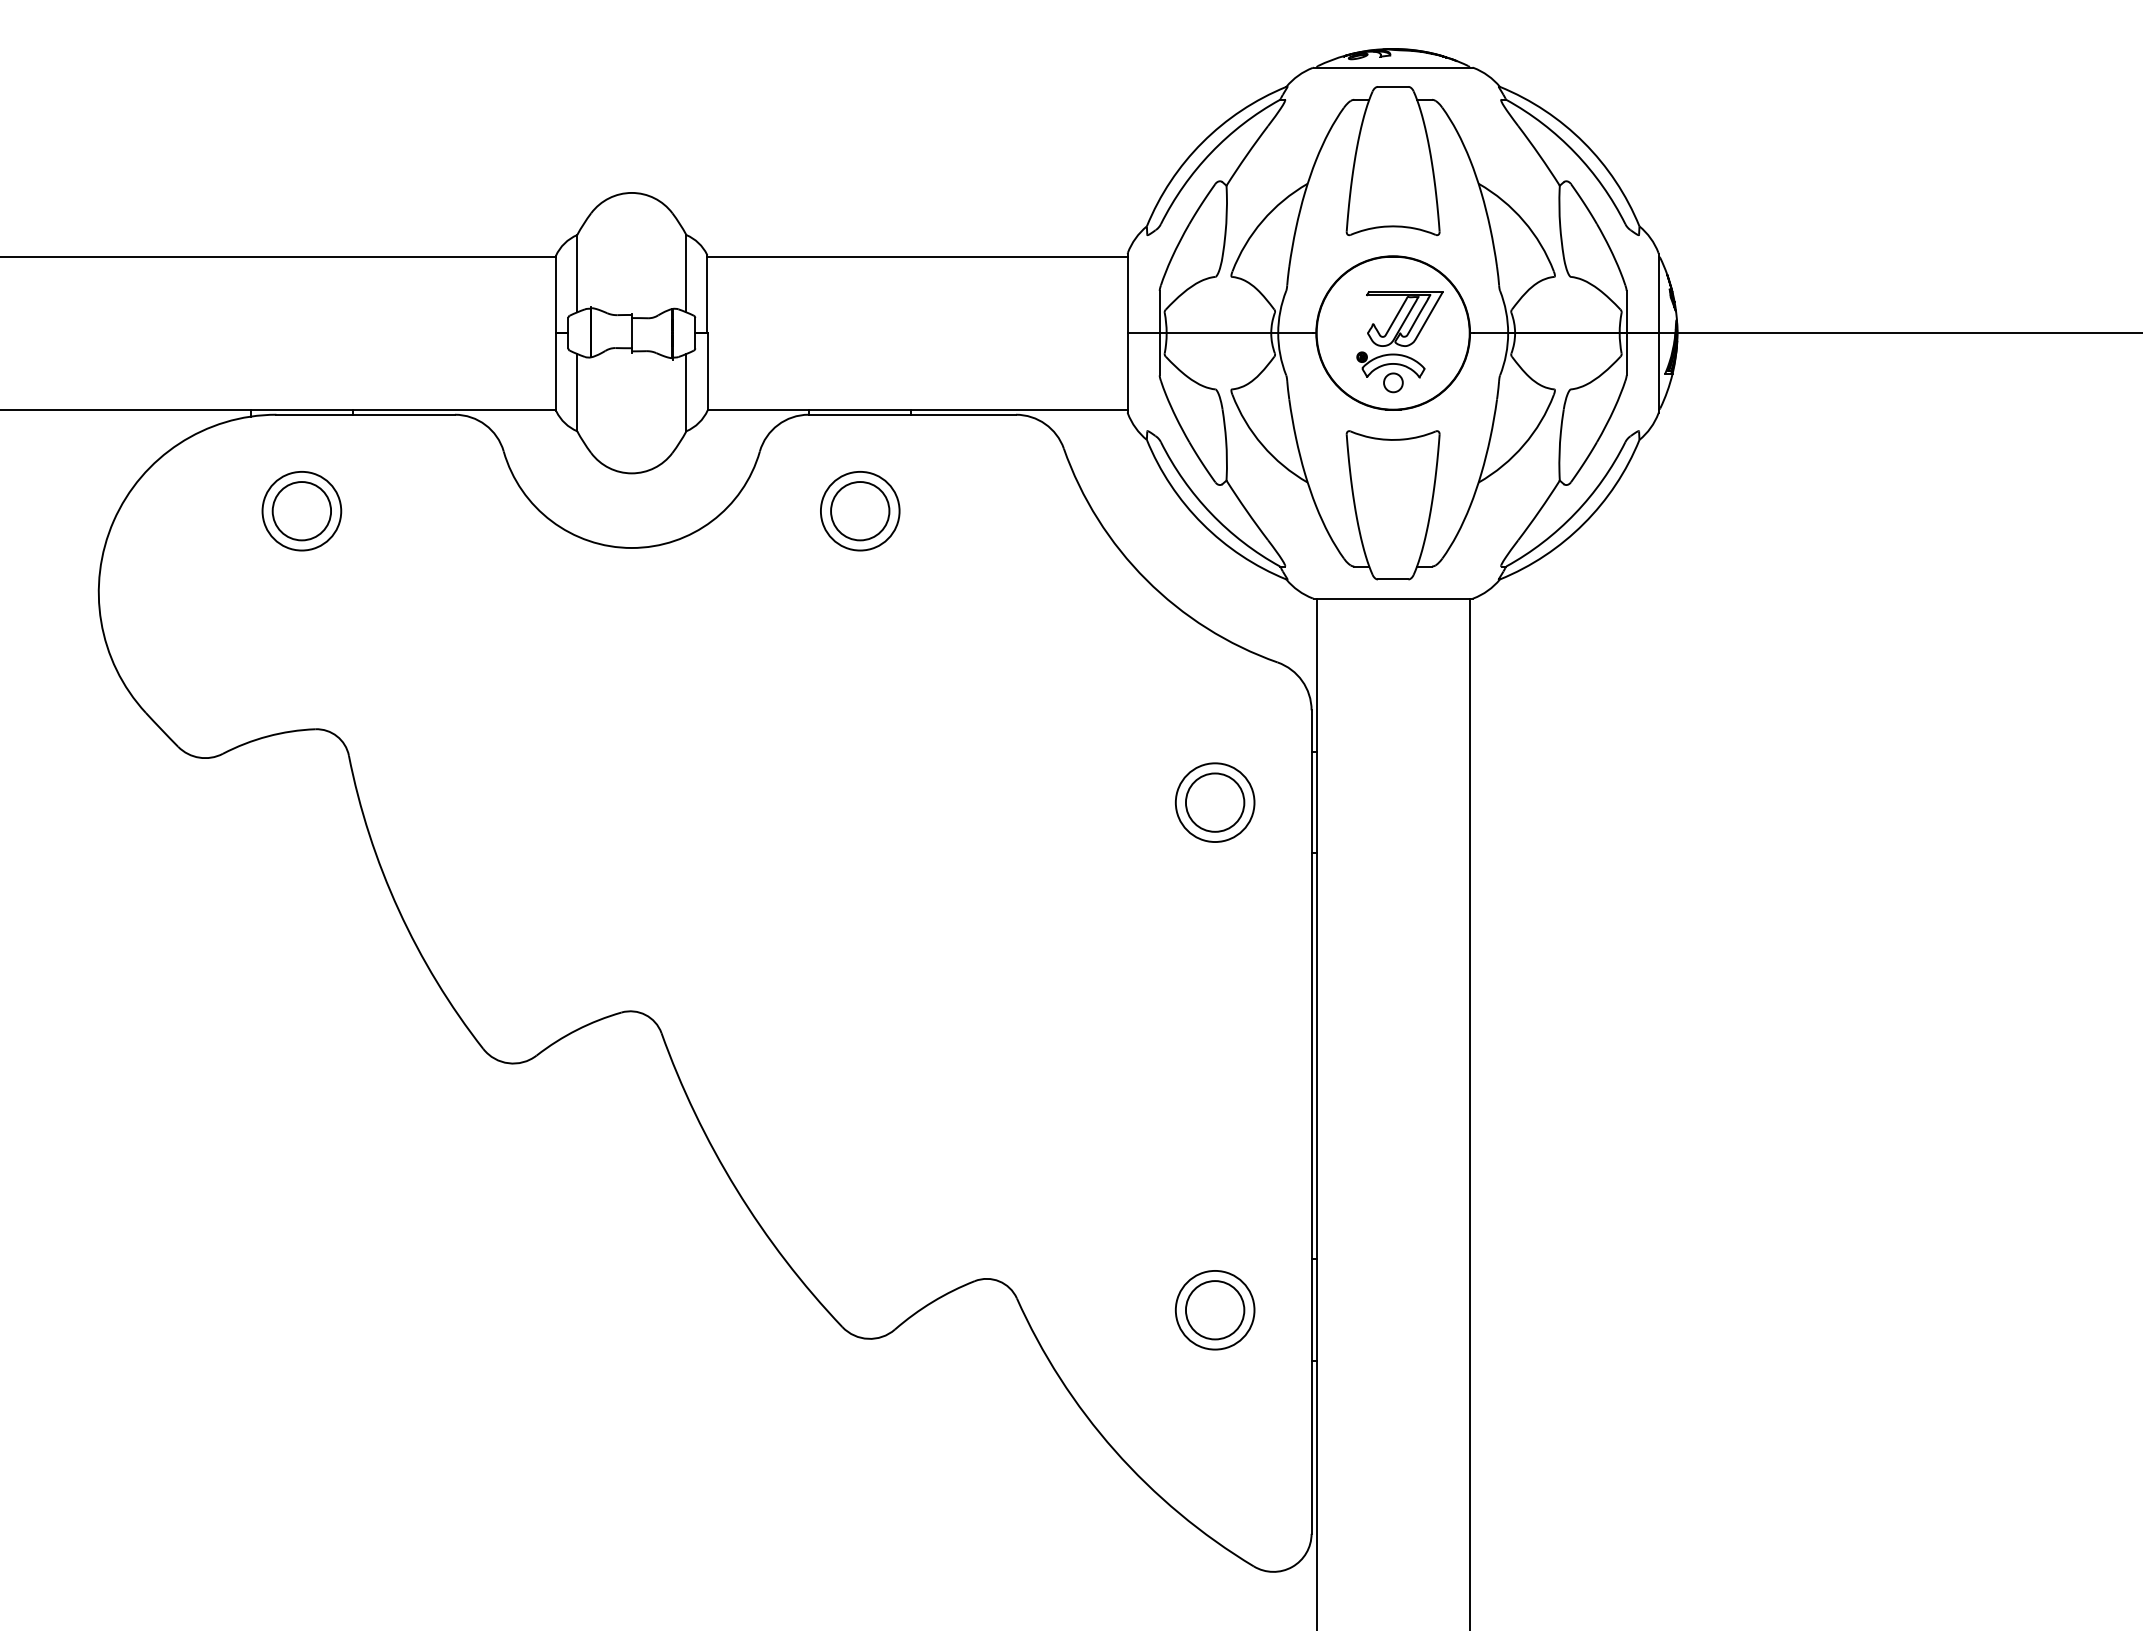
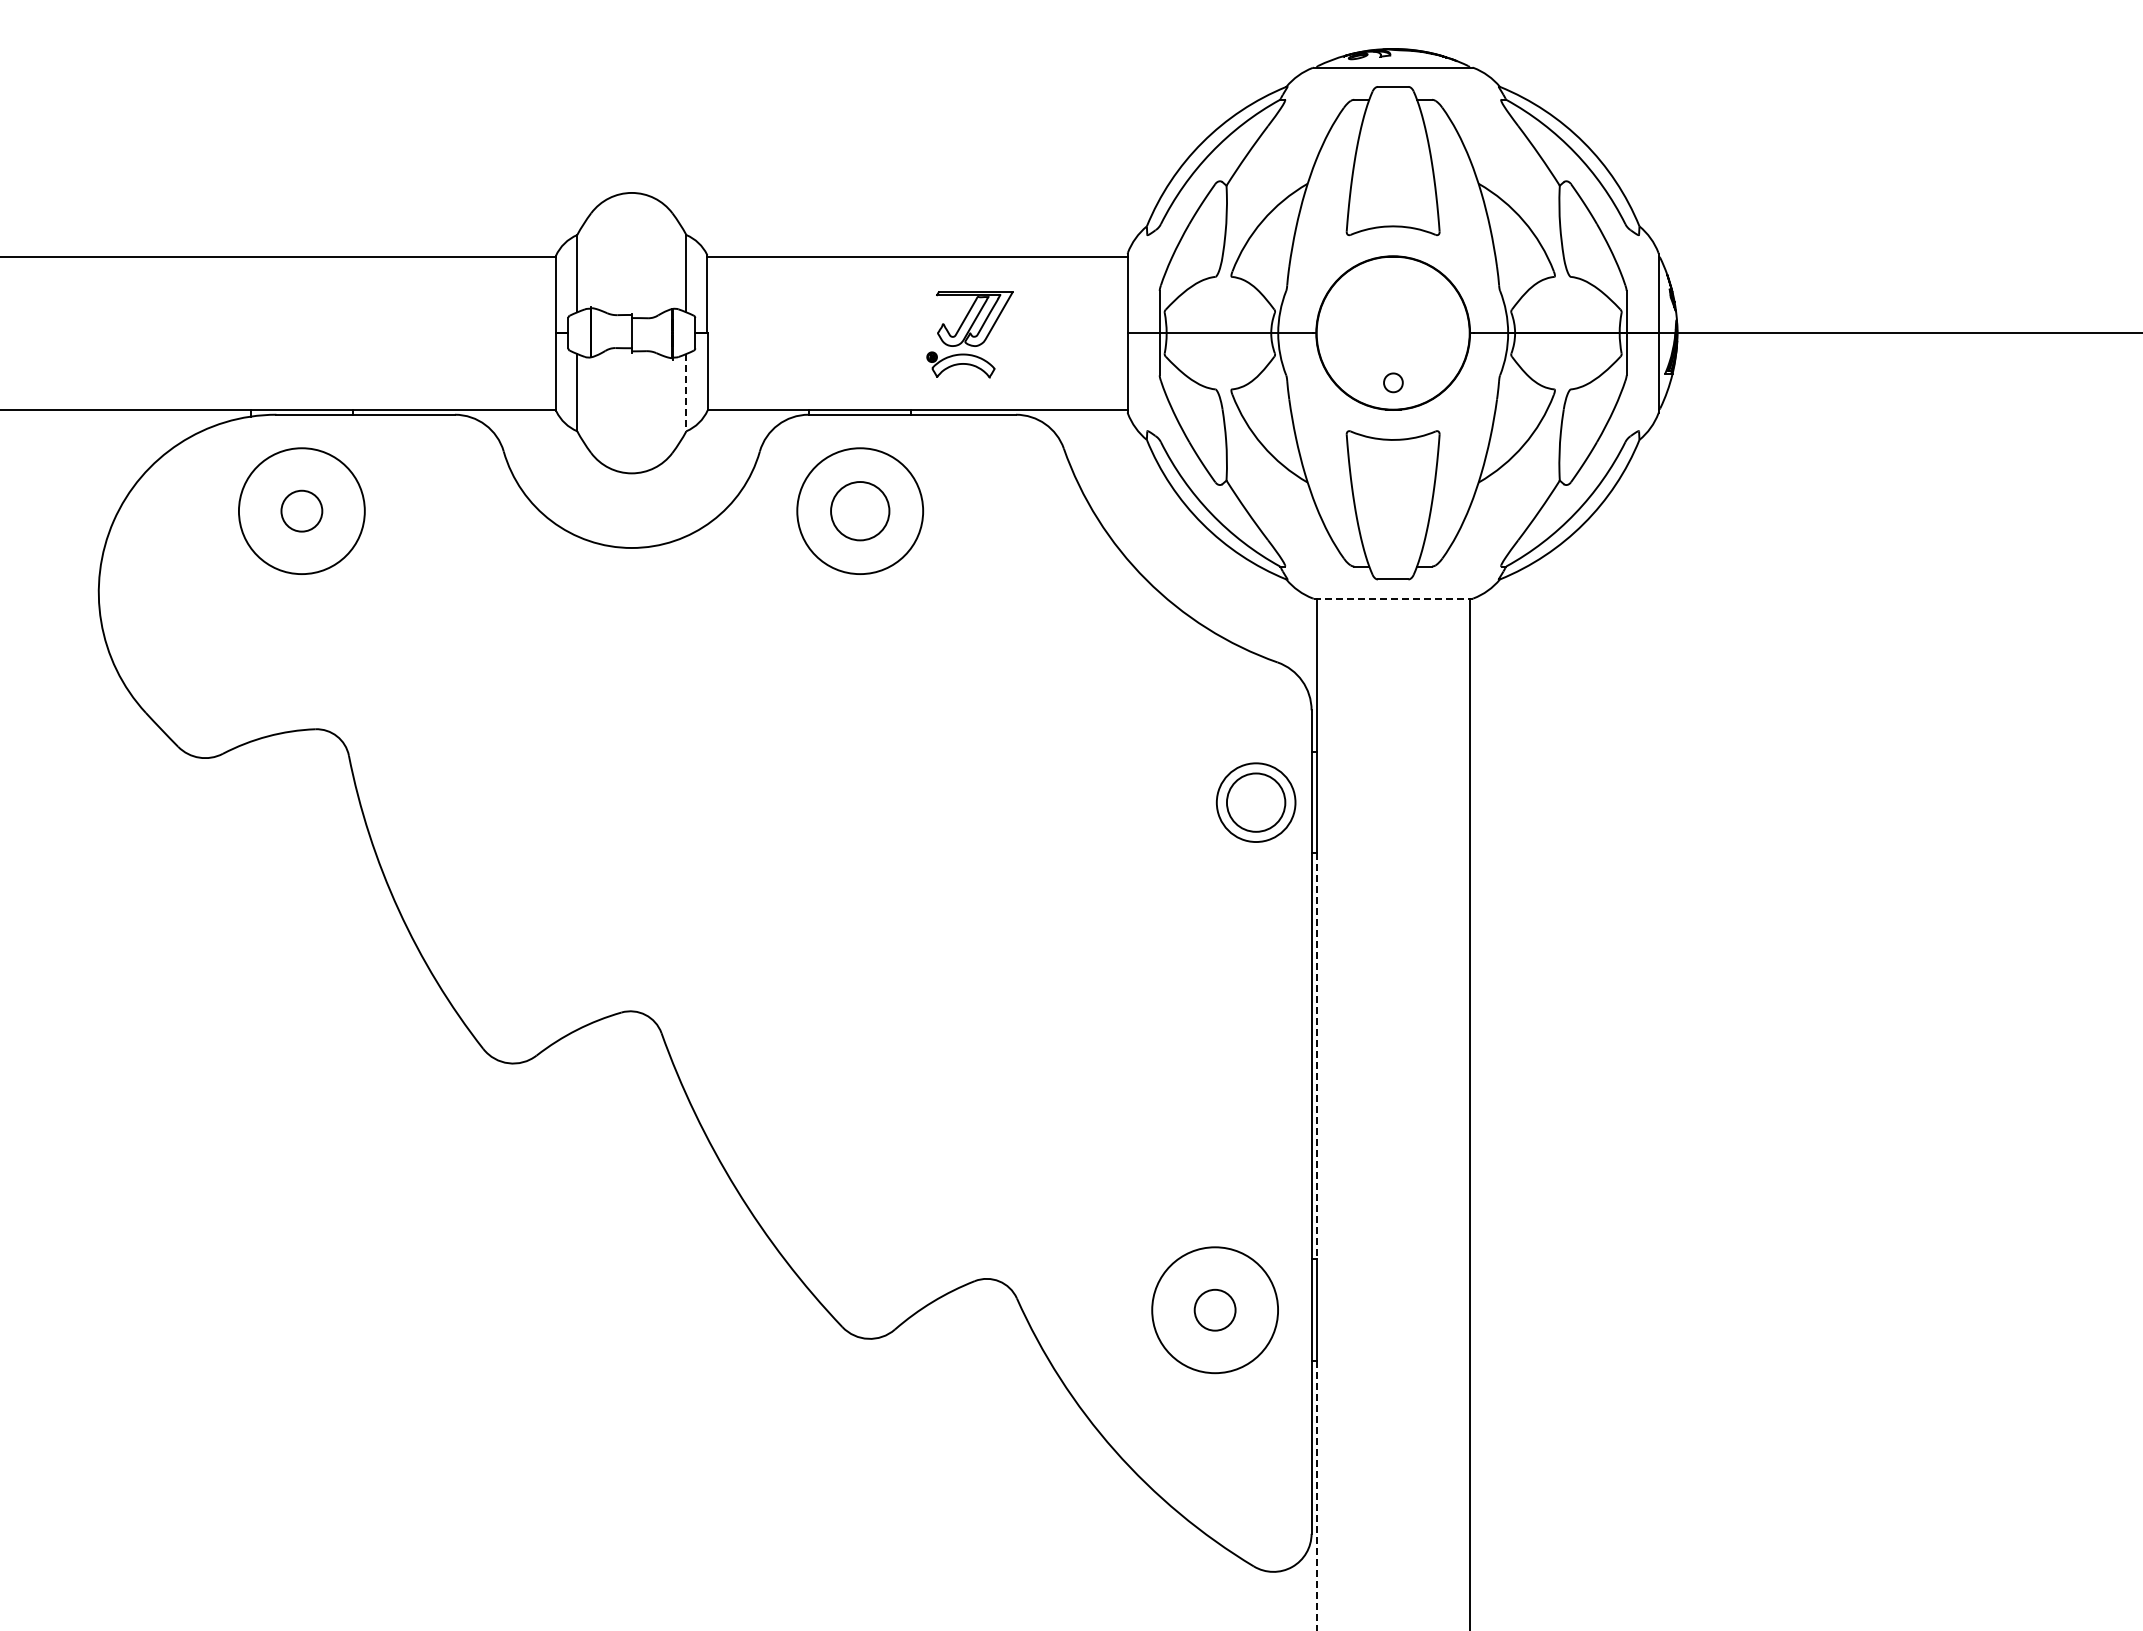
part position: (1399, 334) -> (969, 334) (969, 334)
line: solid -> dashed (686, 392)
circle diameter: 79 px -> 126 px (301, 511)
circle diameter: 79 px -> 126 px (860, 511)
circle diameter: 58 px -> 41 px (301, 510)
line: solid -> dashed (1393, 598)
part position: (1214, 802) -> (1255, 802) (1255, 802)
line: solid -> dashed (1316, 1056)
circle diameter: 79 px -> 126 px (1215, 1310)
circle diameter: 58 px -> 41 px (1214, 1309)
line: solid -> dashed (1316, 1495)
